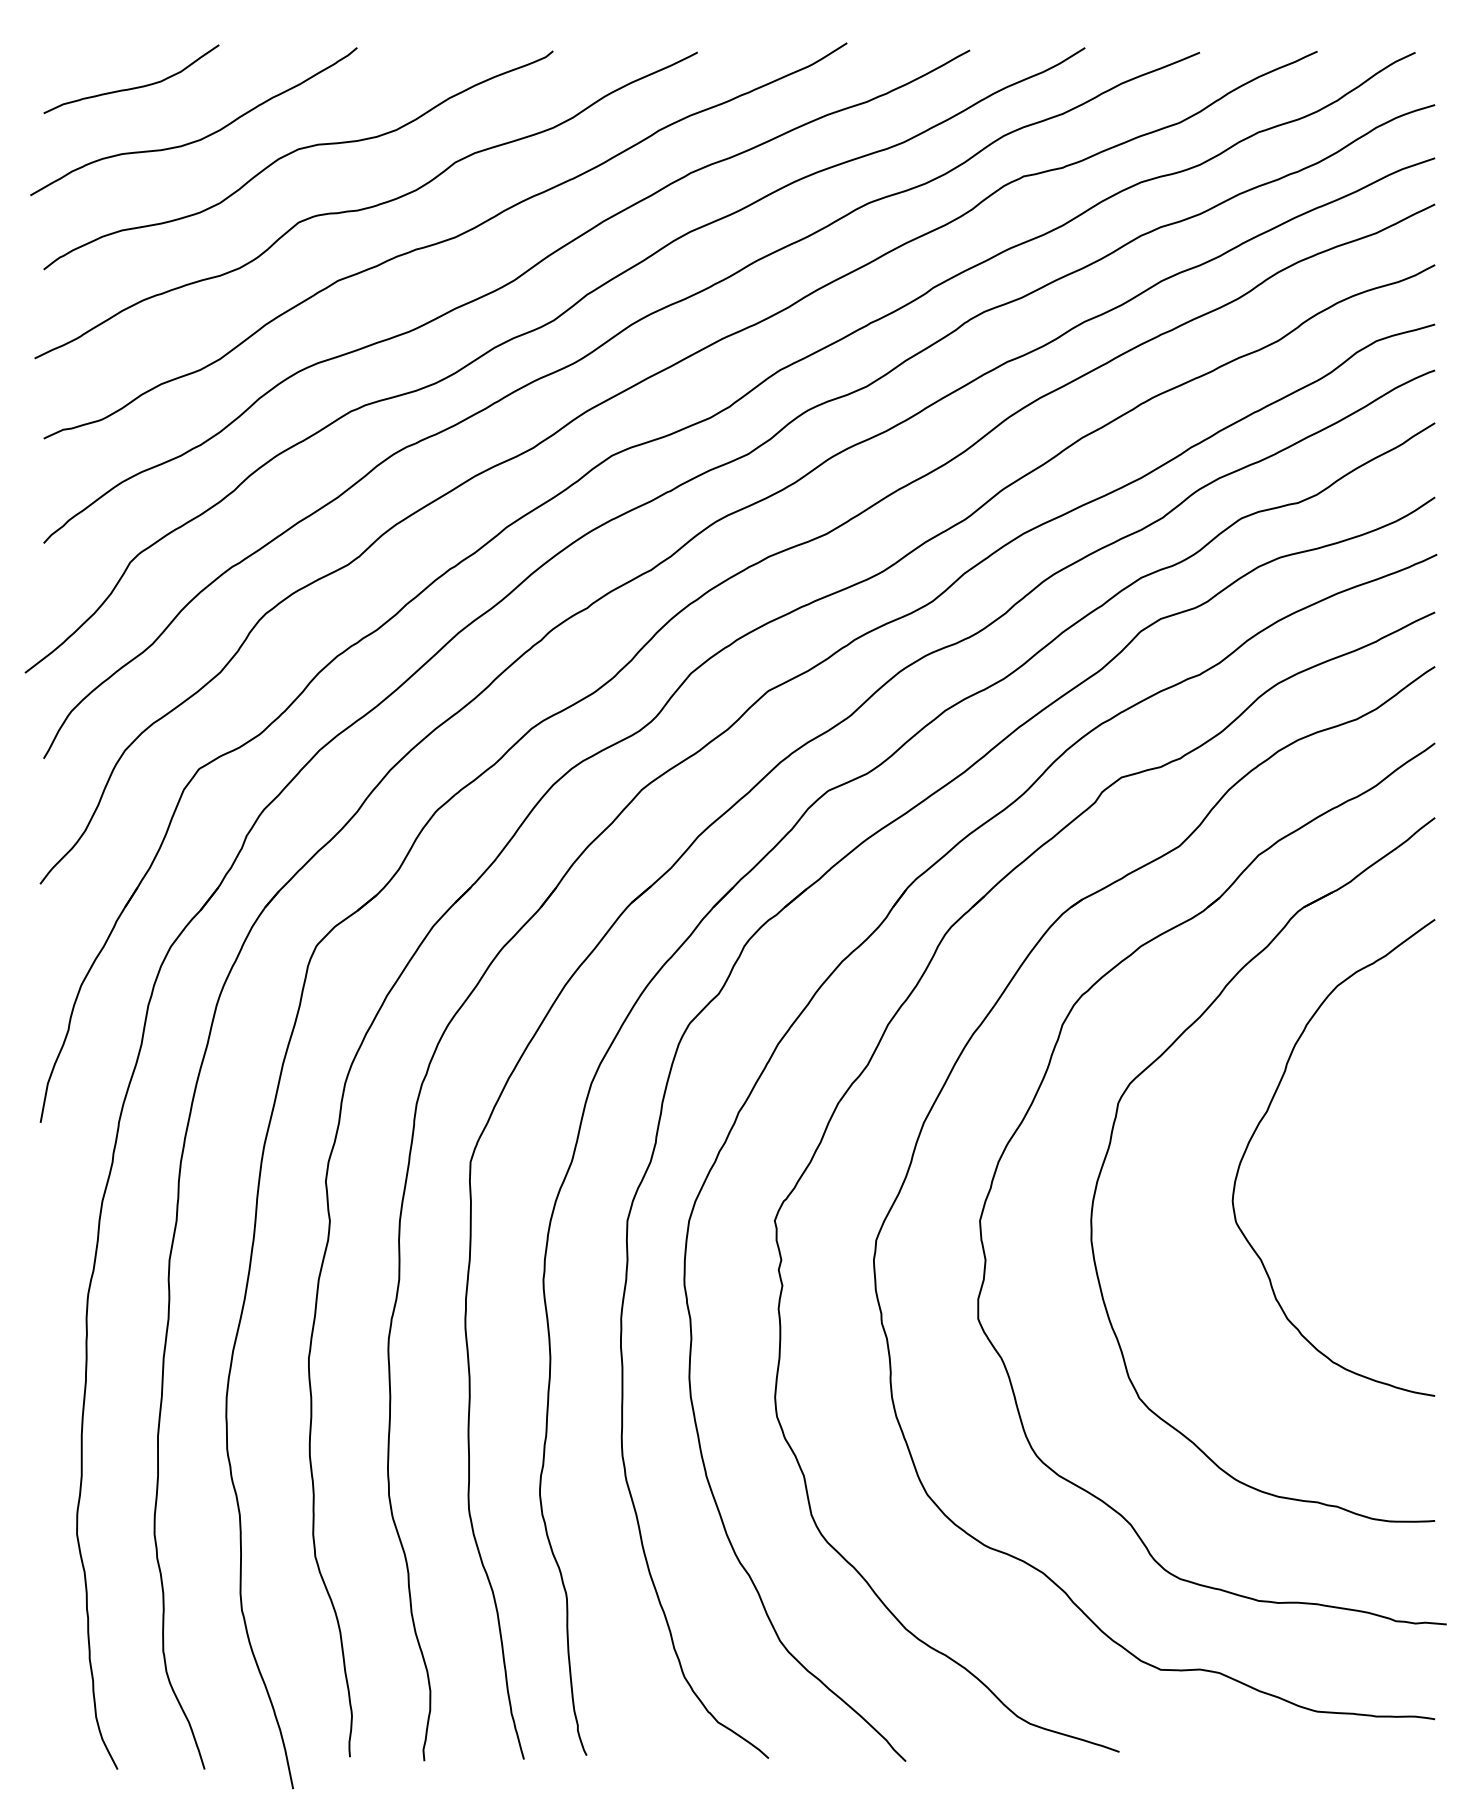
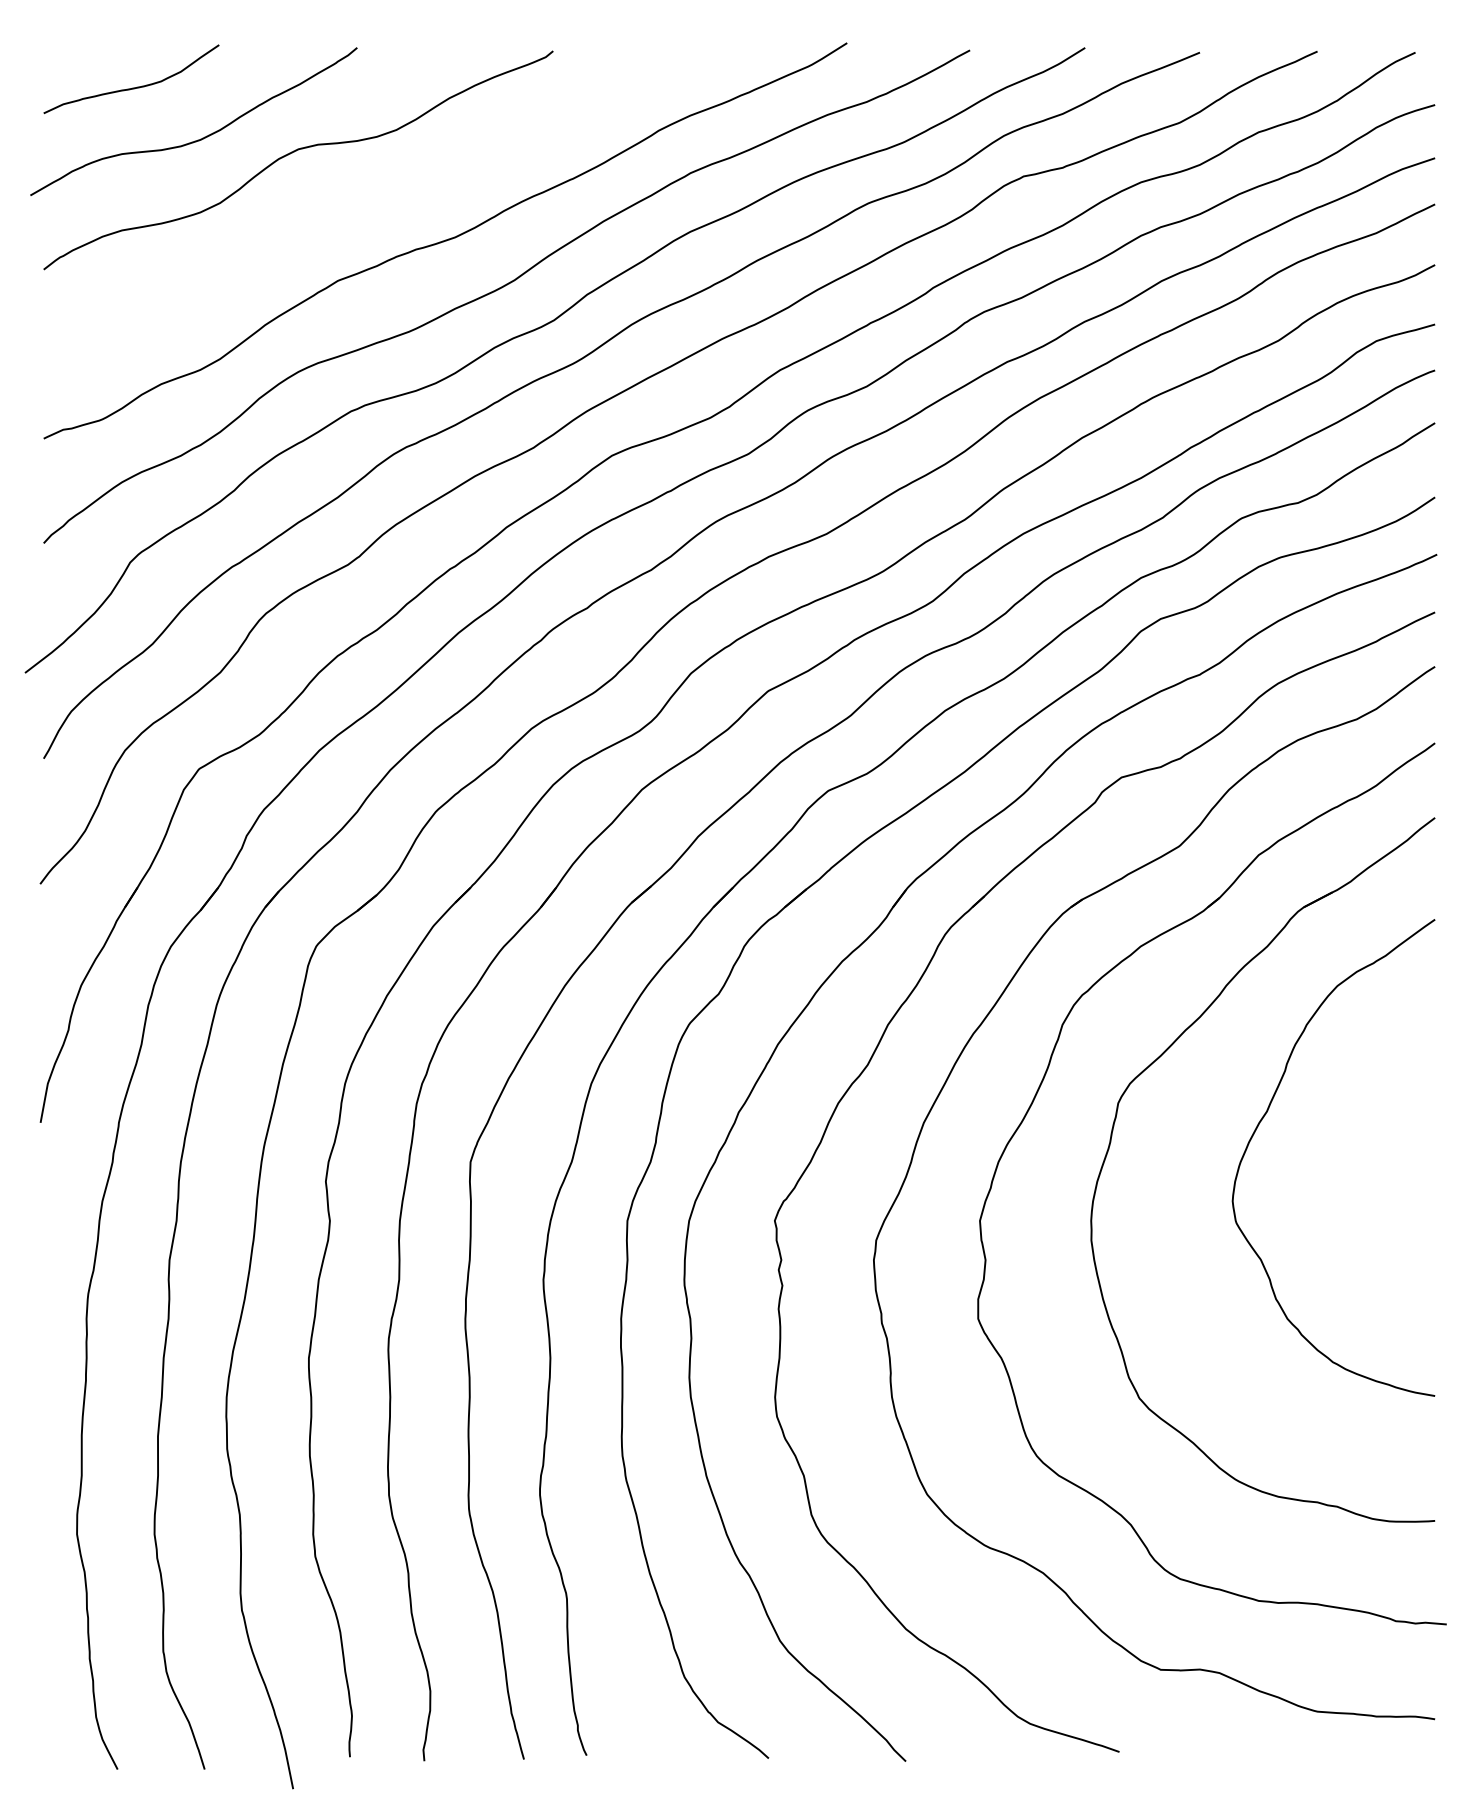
curve: present -> none (365, 207)
